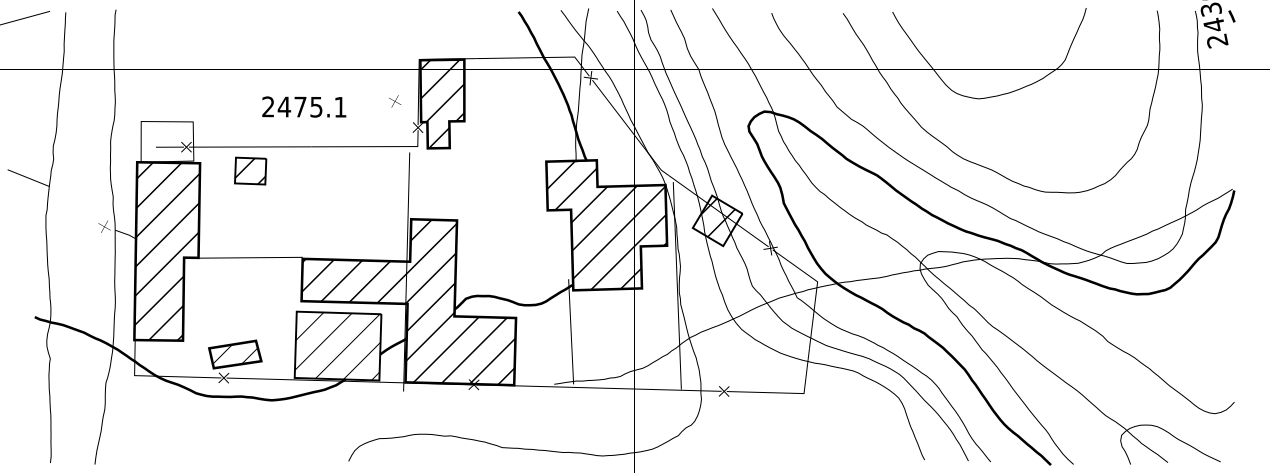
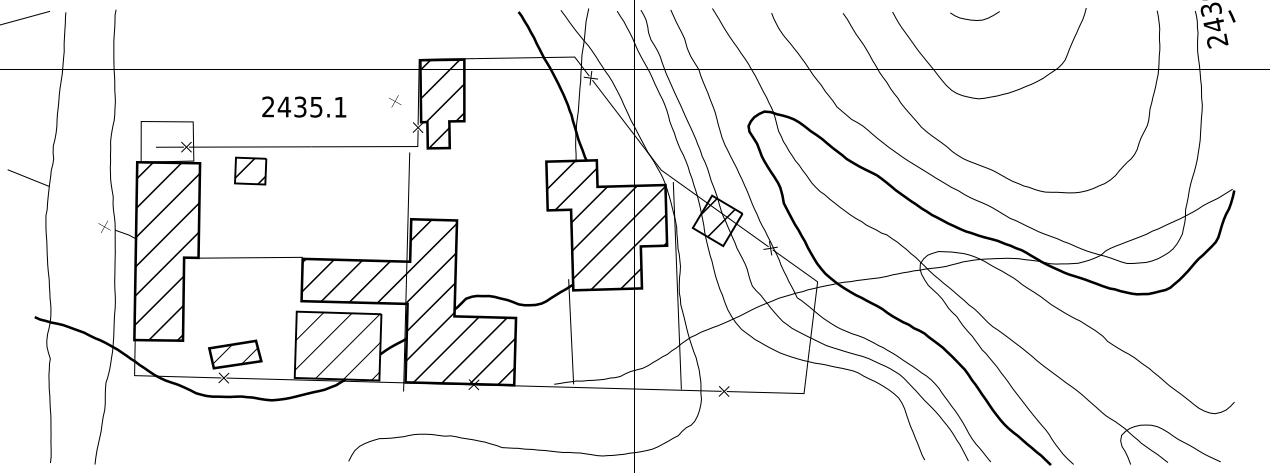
curve: none -> present (974, 19)
text: 2475.1 -> 2435.1 (300, 106)
